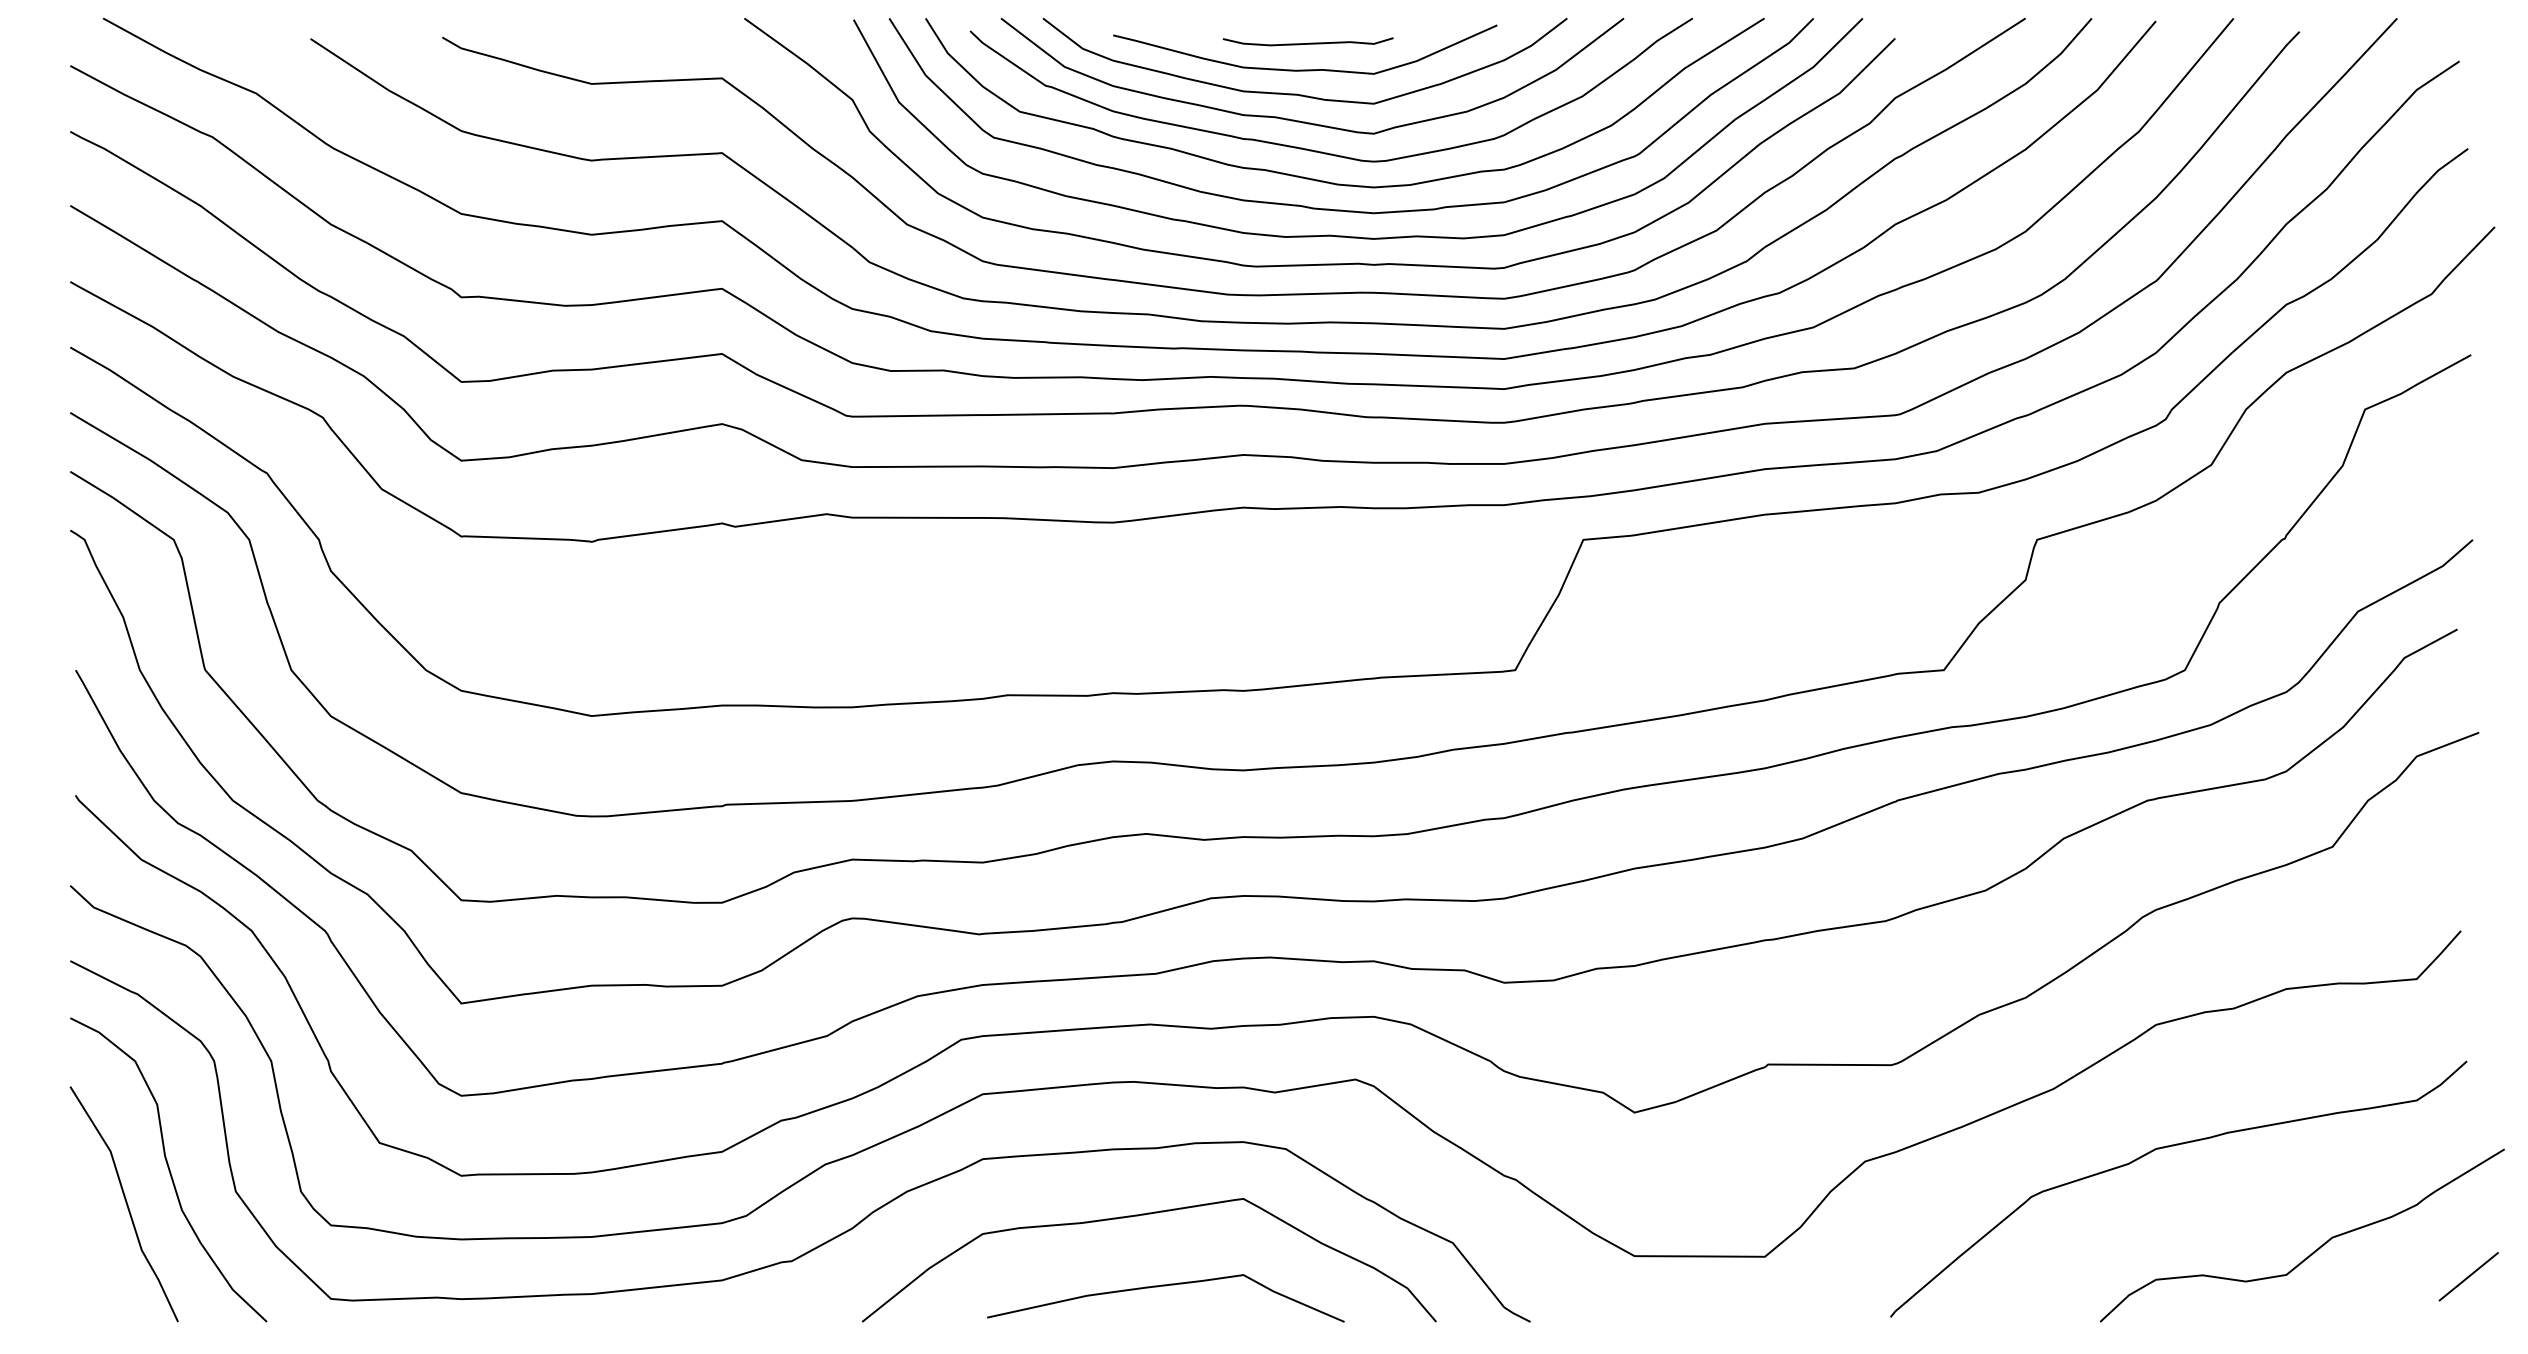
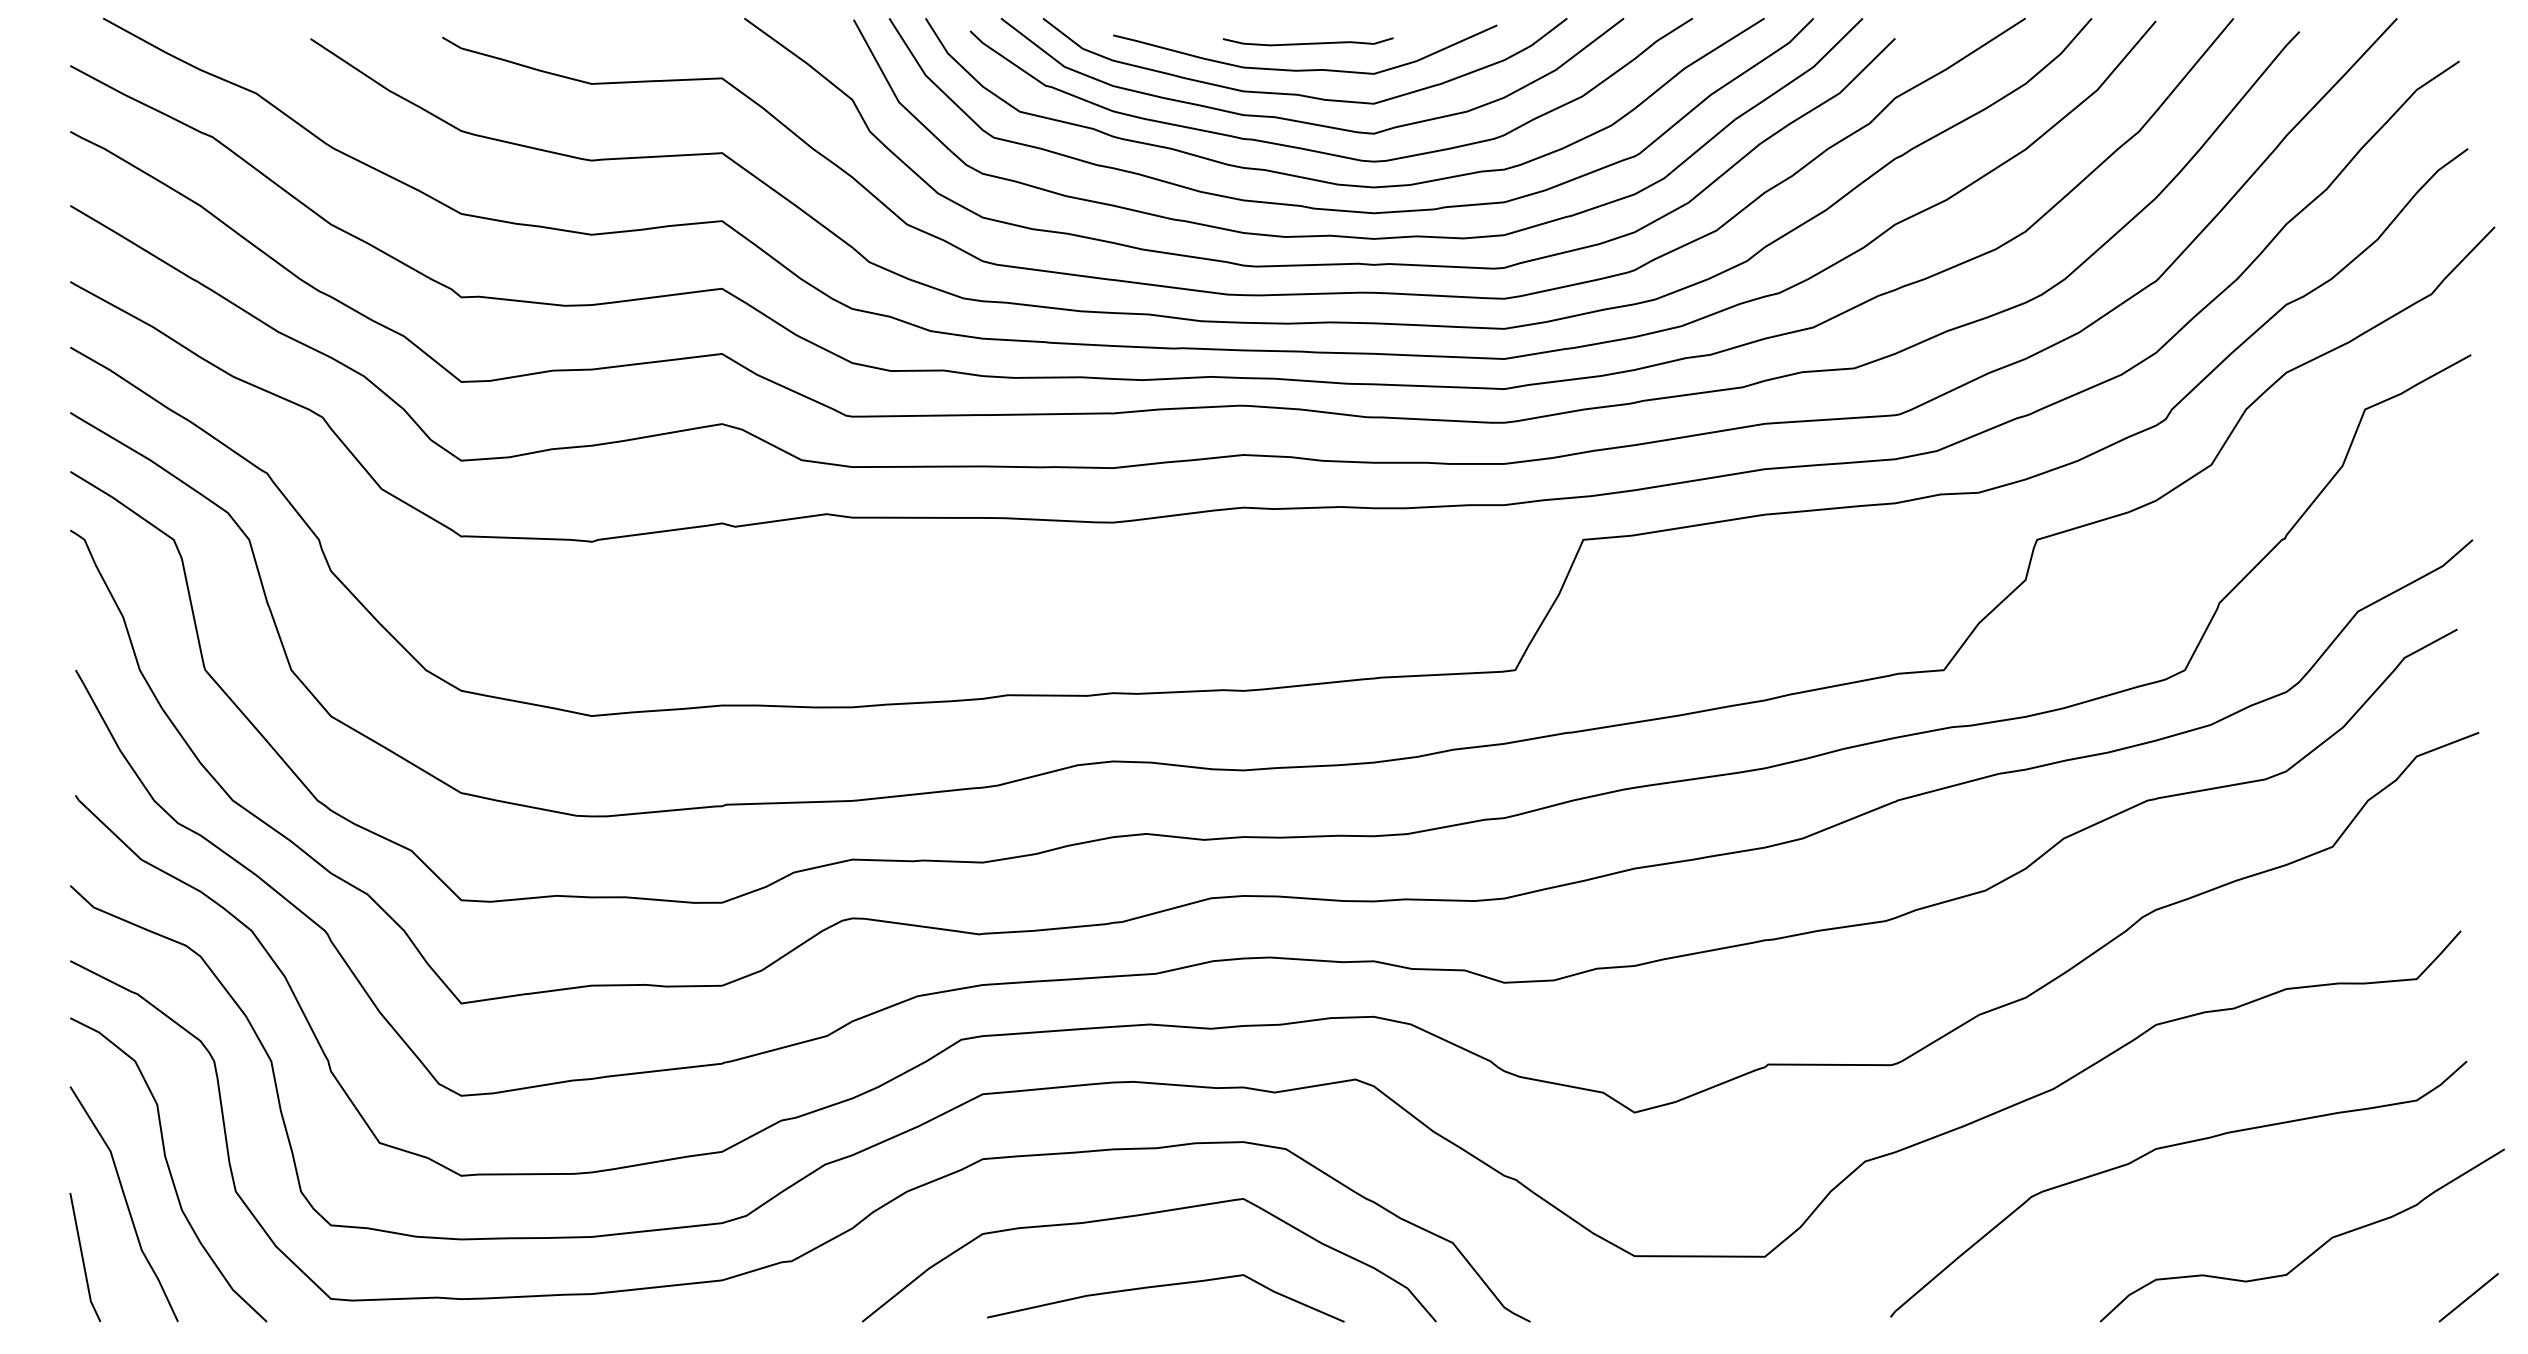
line: none -> present (83, 1257)
line position: (2468, 1276) -> (2468, 1297) (2468, 1297)
